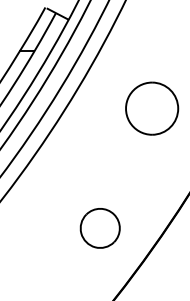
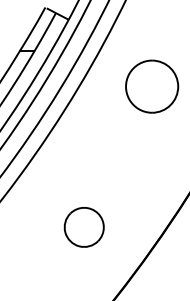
part position: (152, 108) -> (152, 86) (152, 86)
part position: (99, 228) -> (83, 227) (83, 227)
